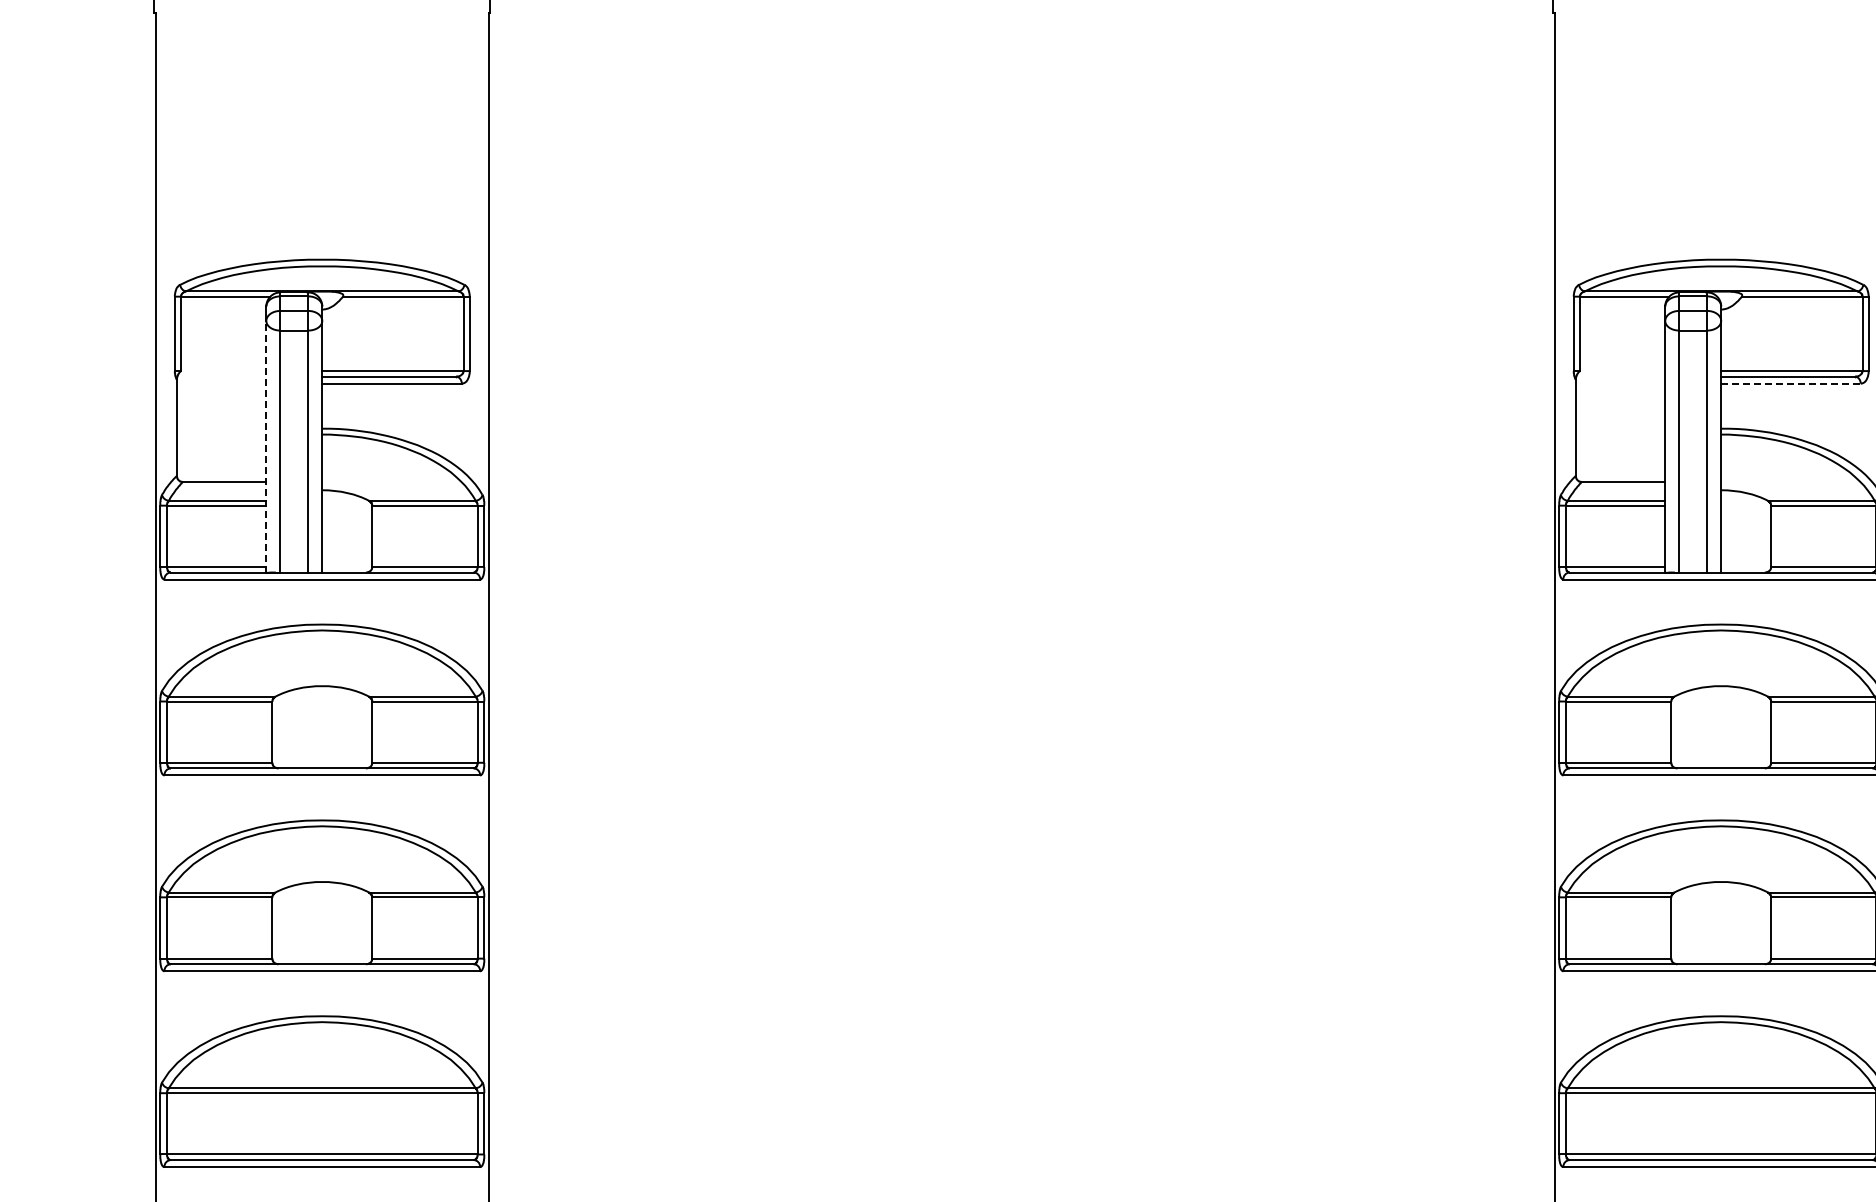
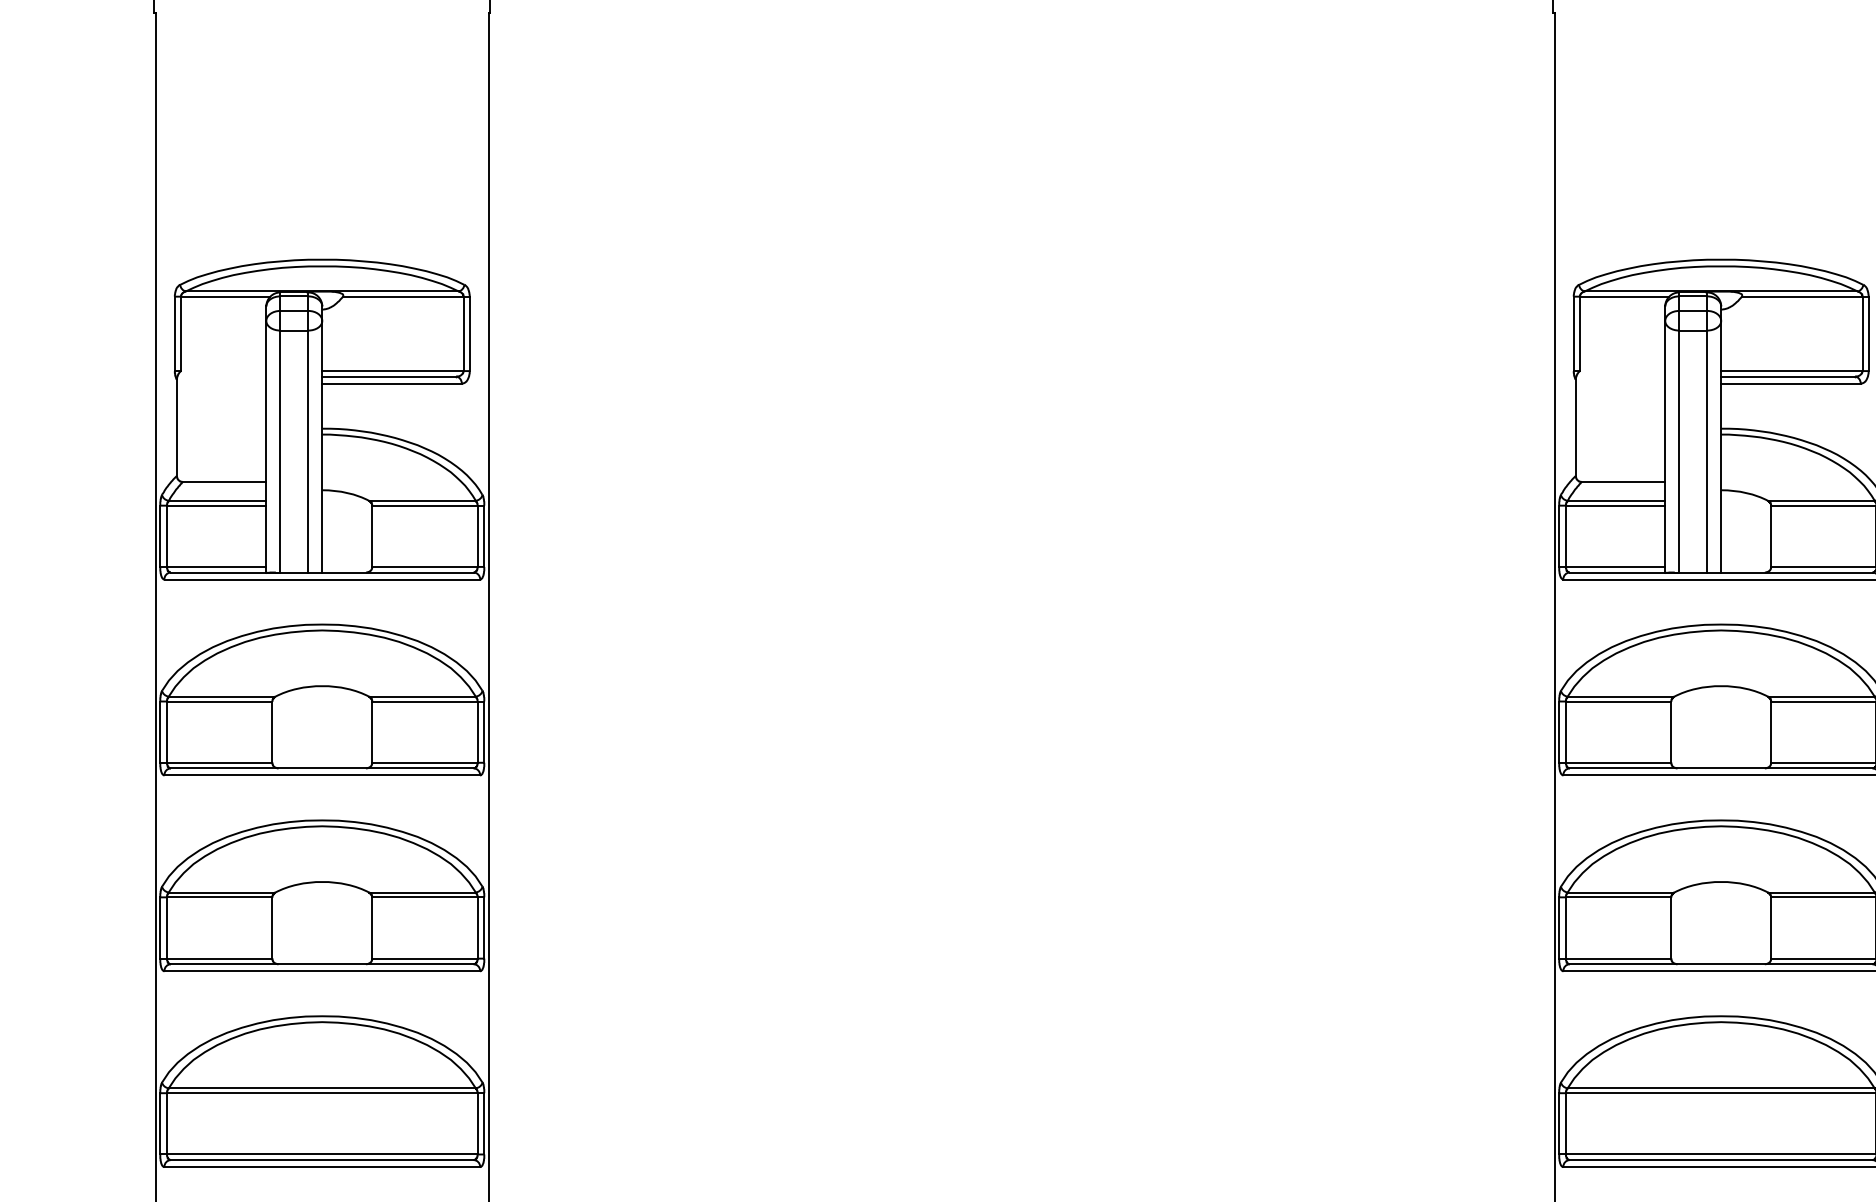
line: dashed -> solid (1791, 383)
line: dashed -> solid (266, 446)
